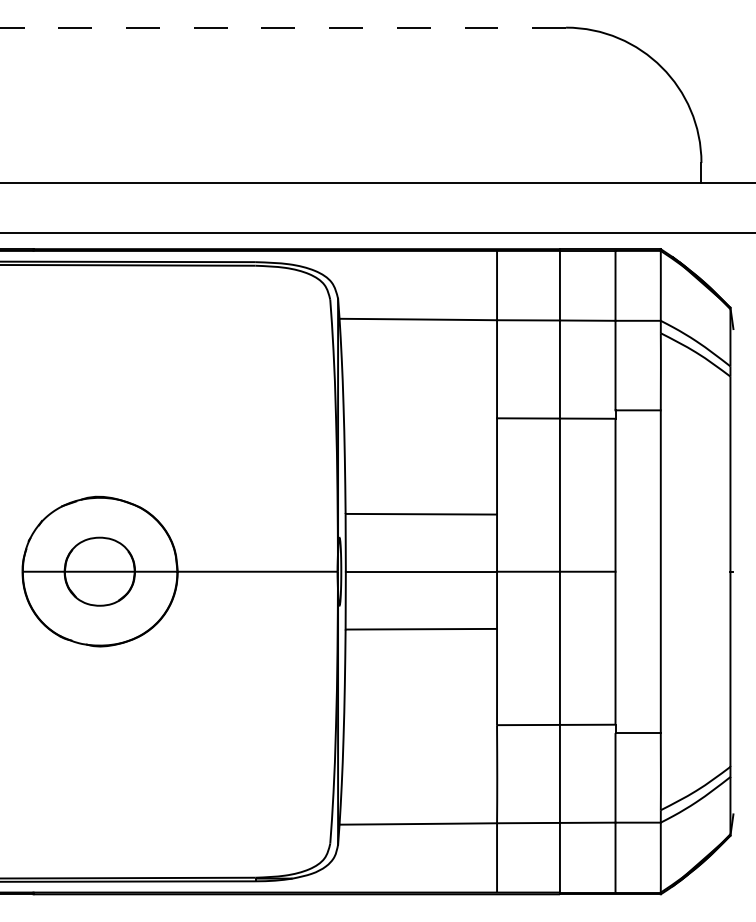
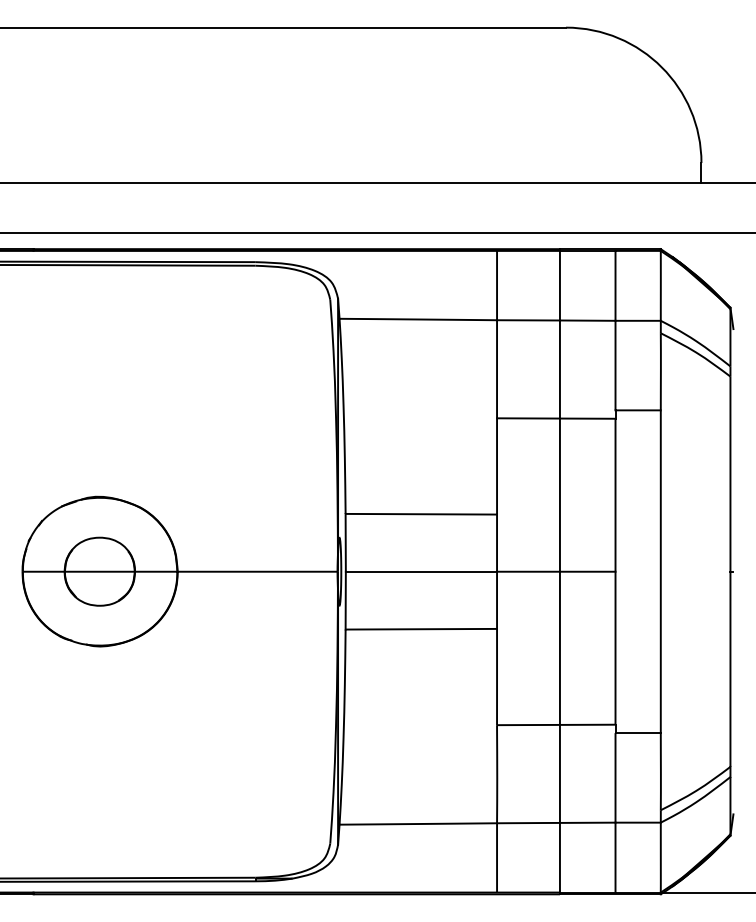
line: dashed -> solid (283, 27)
line: none -> present (707, 893)
